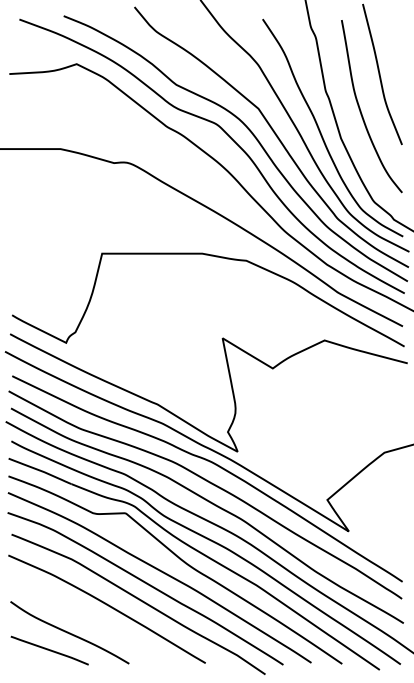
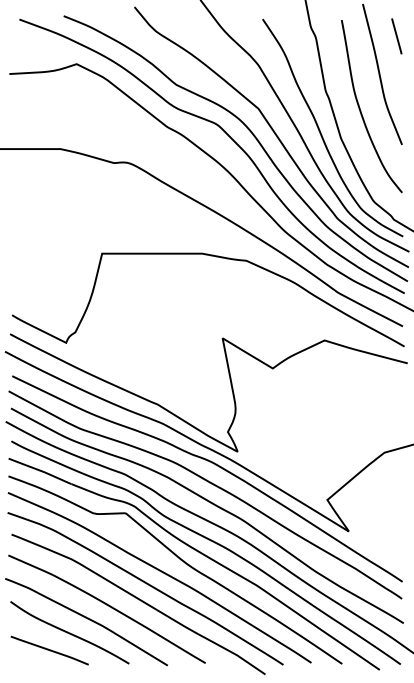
line: none -> present (396, 36)
curve: none -> present (87, 619)
